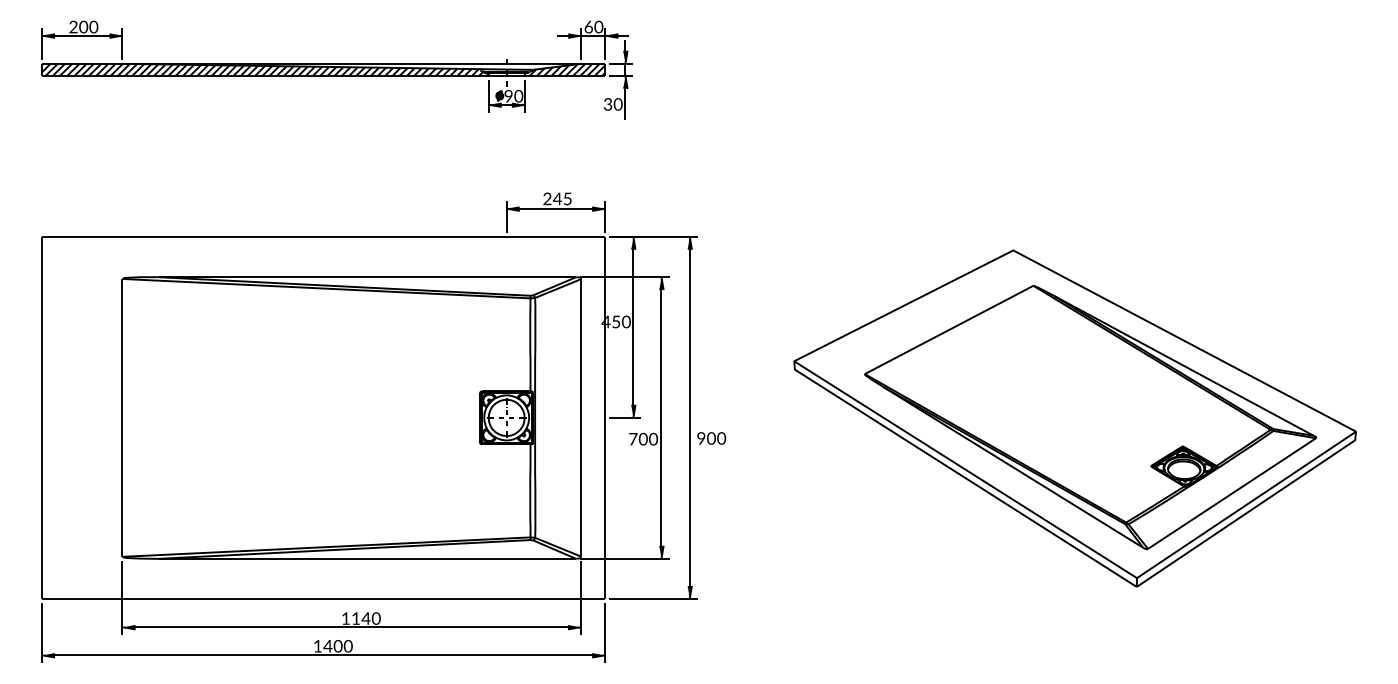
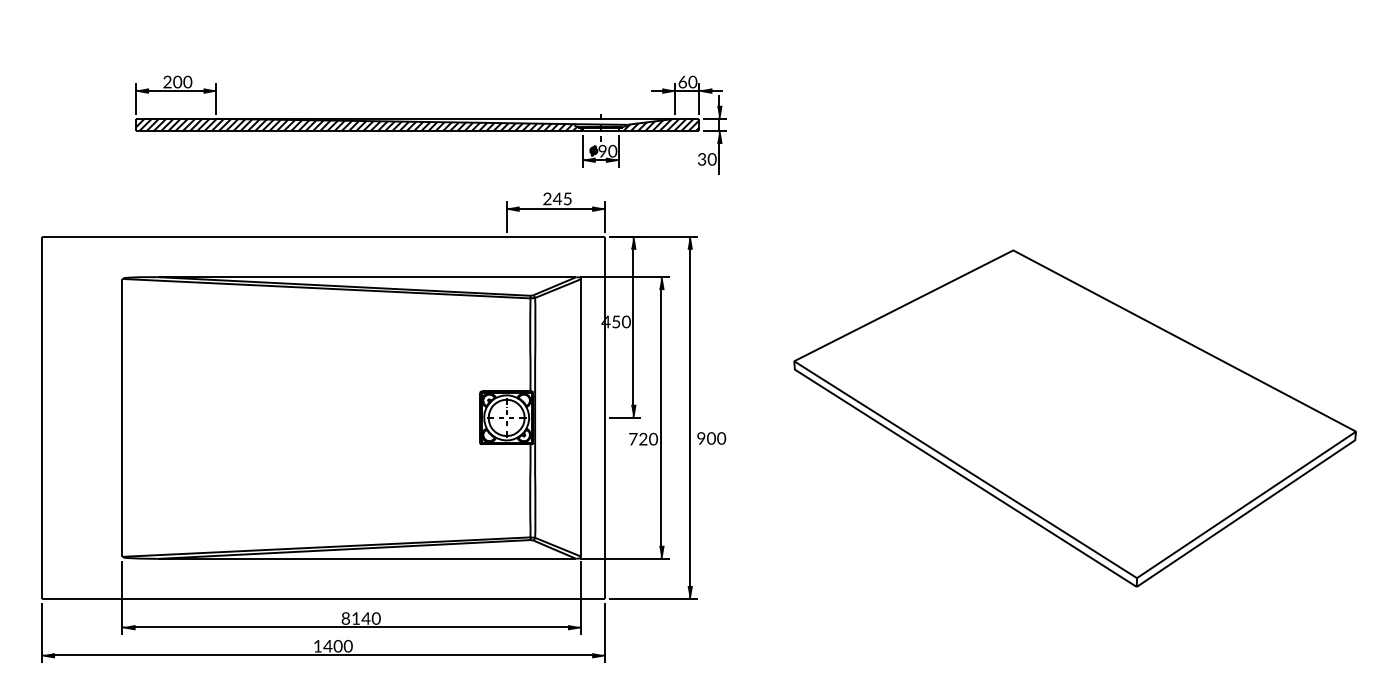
part position: (336, 69) -> (430, 124) (430, 124)
part: present -> none (1090, 417)
text: 700 -> 720 (642, 439)
text: 1140 -> 8140 (345, 618)
